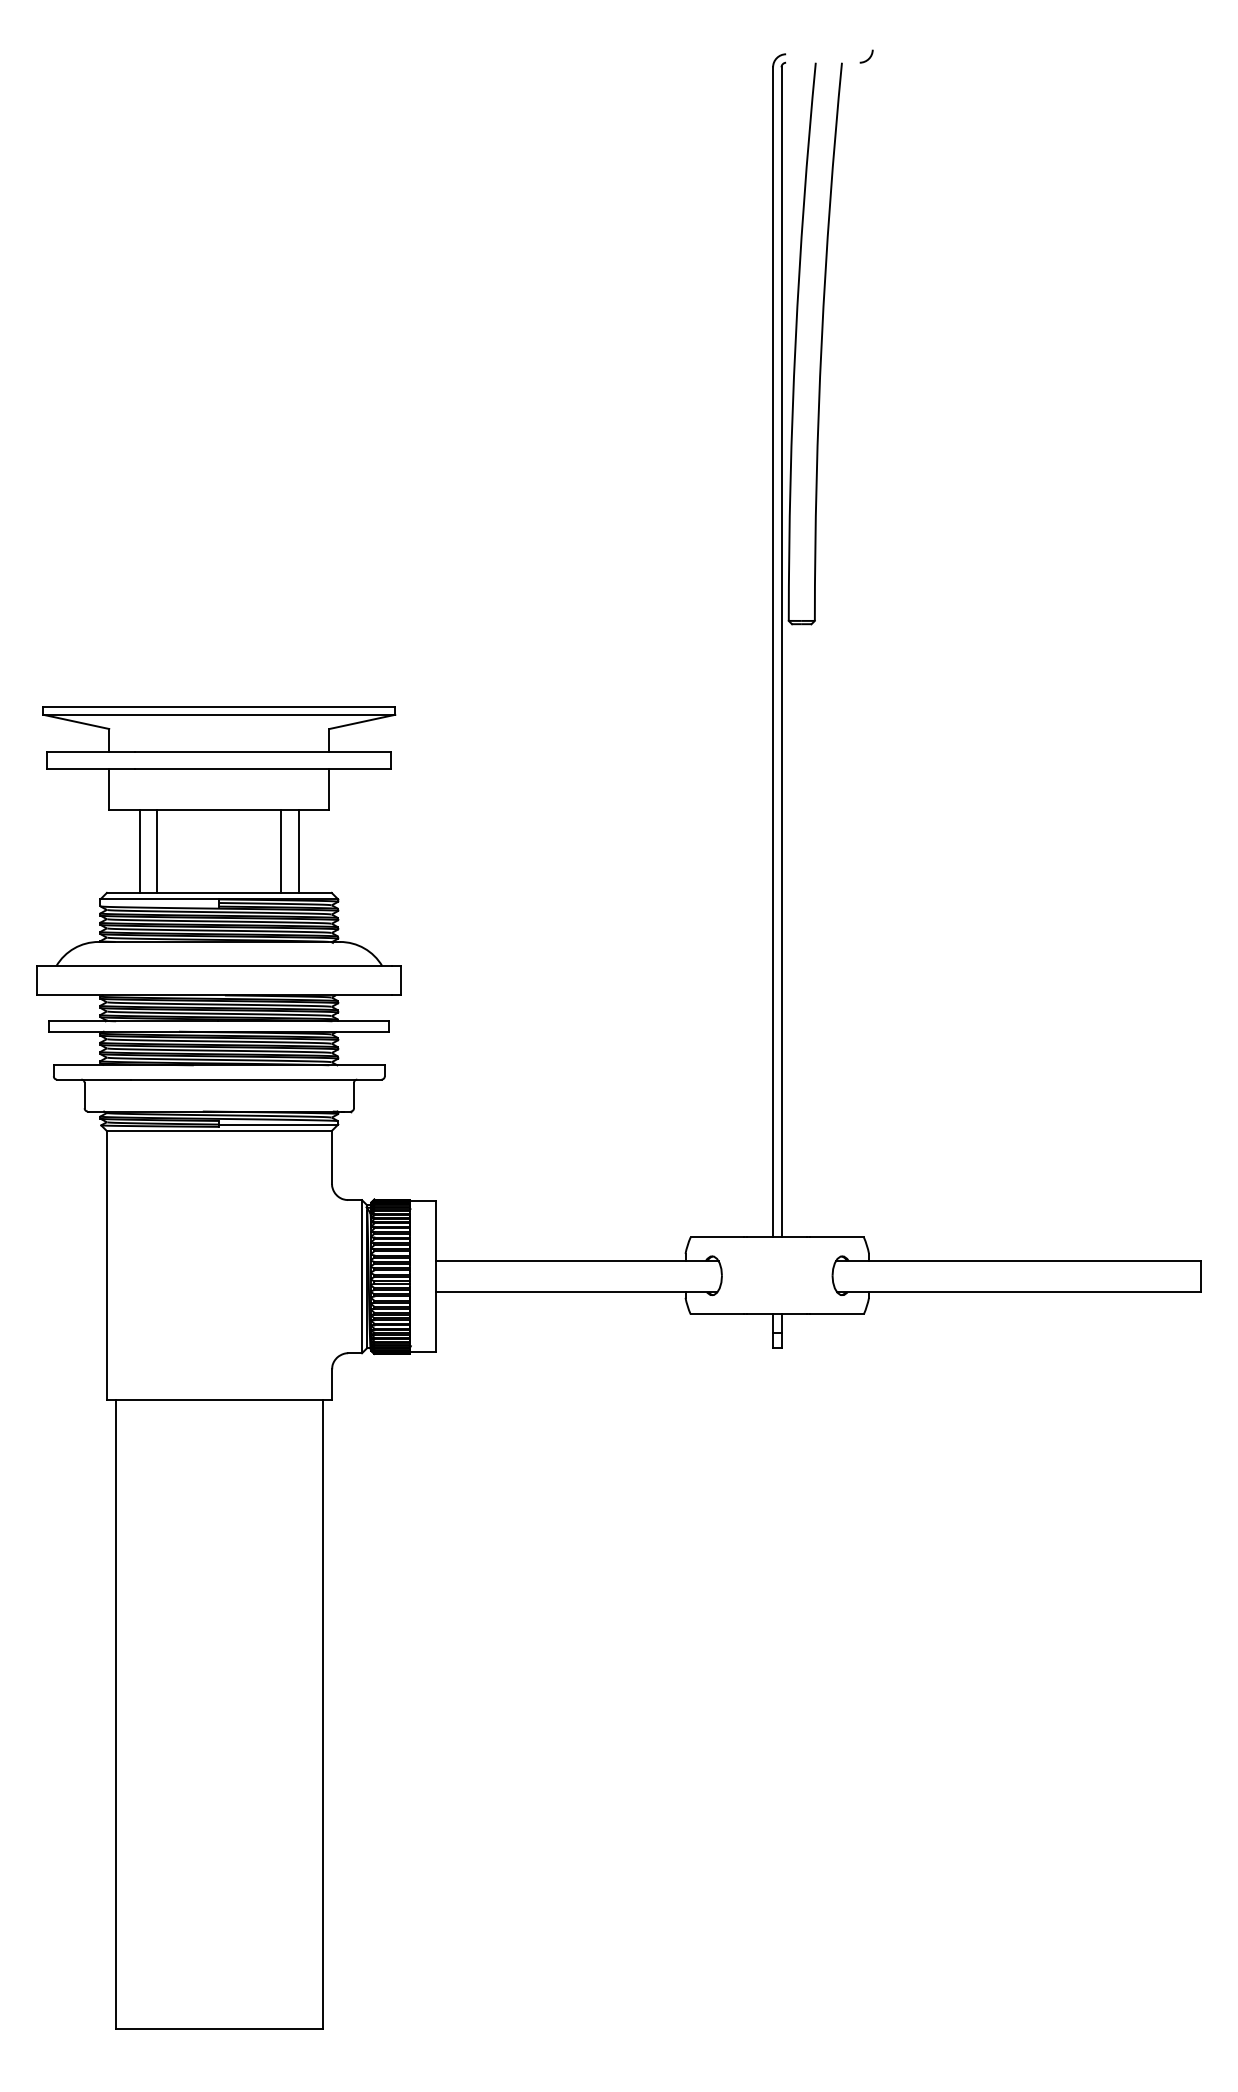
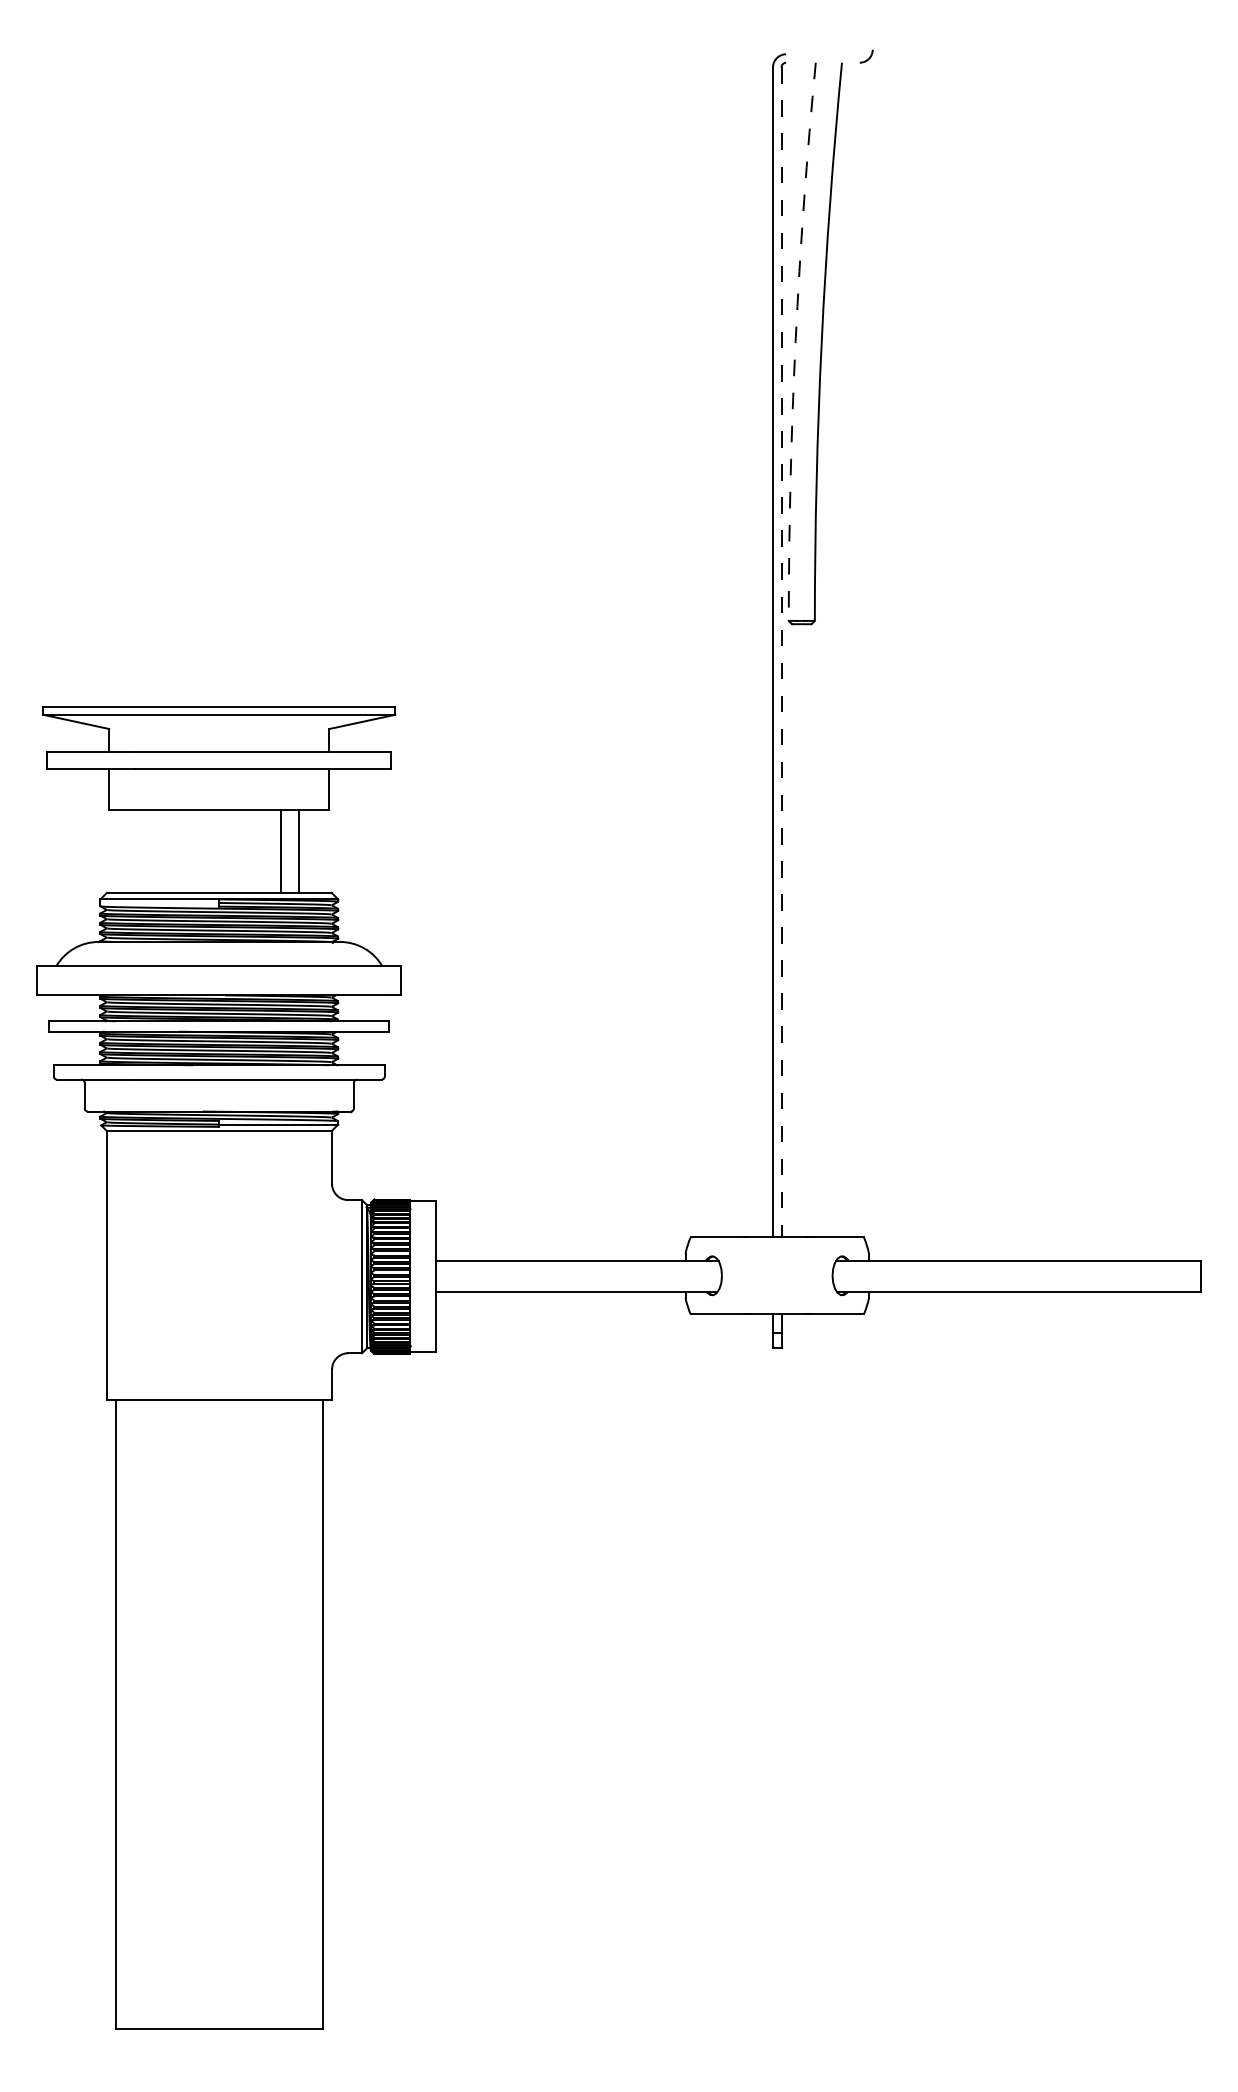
arc: solid -> dashed (795, 341)
line: solid -> dashed (781, 652)
line: present -> none (139, 850)
line: present -> none (157, 850)
